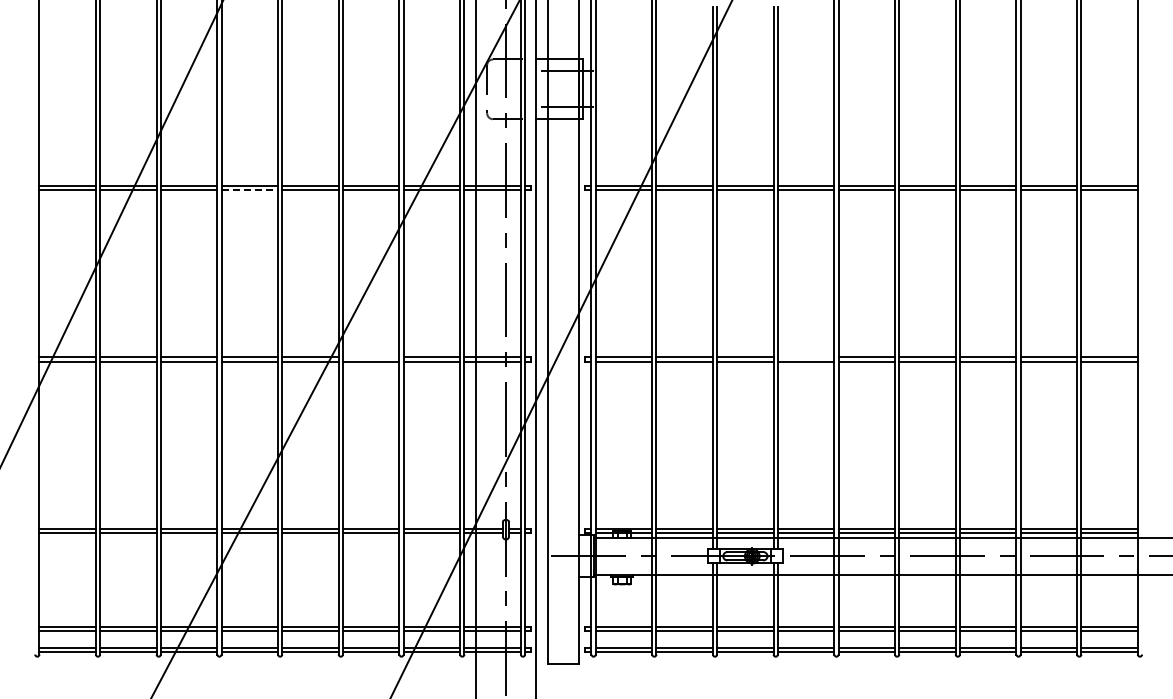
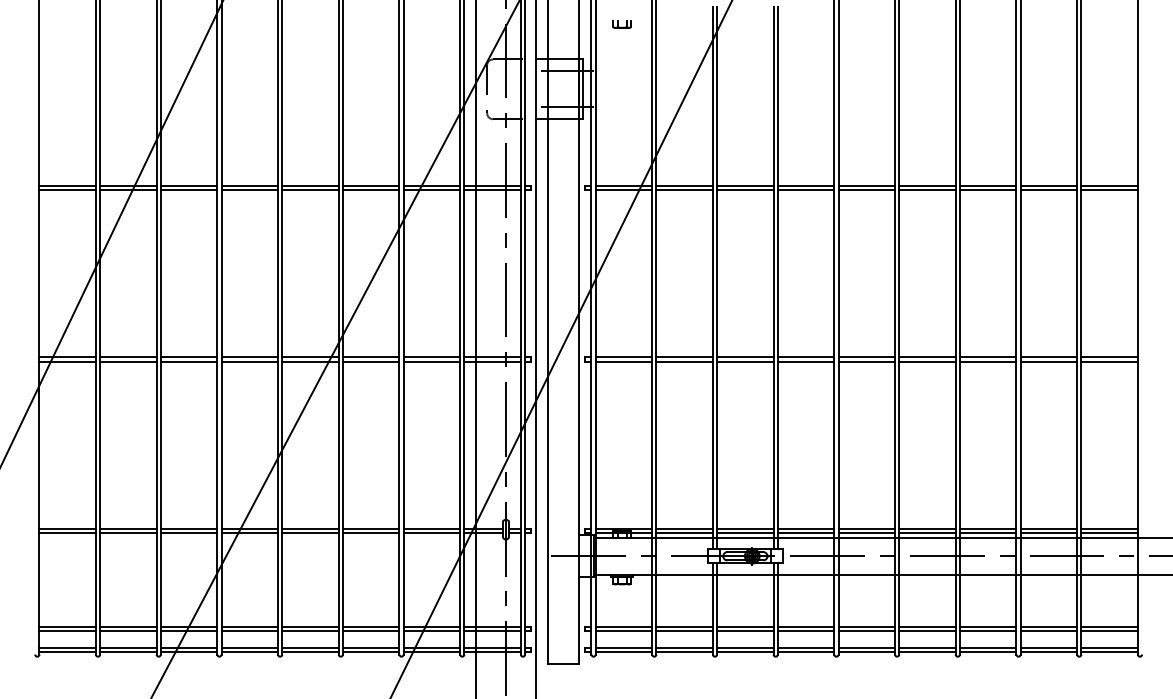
part: none -> present (621, 24)
line: dashed -> solid (250, 190)
line: none -> present (371, 357)
line: none -> present (805, 357)
